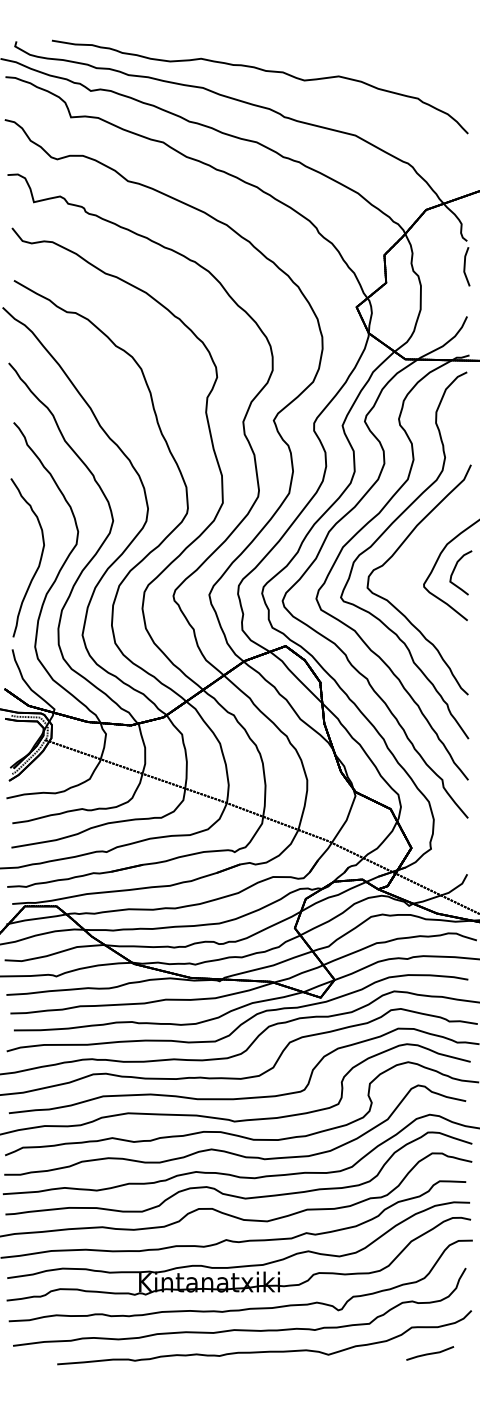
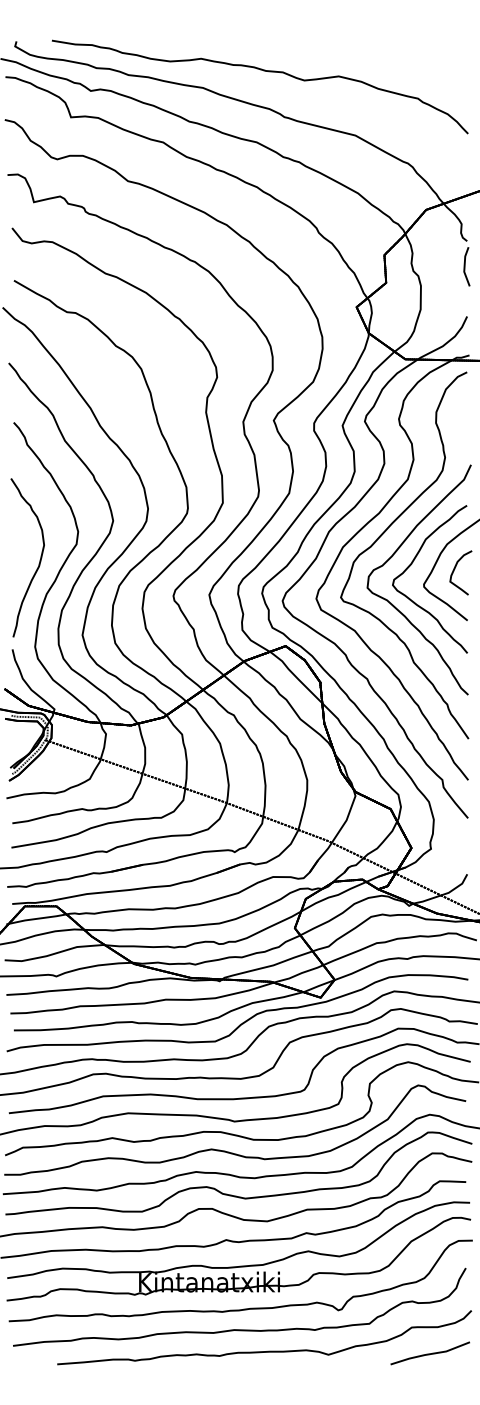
part: none -> present (412, 564)
part size: 49x15 px -> 80x25 px (429, 1353)
